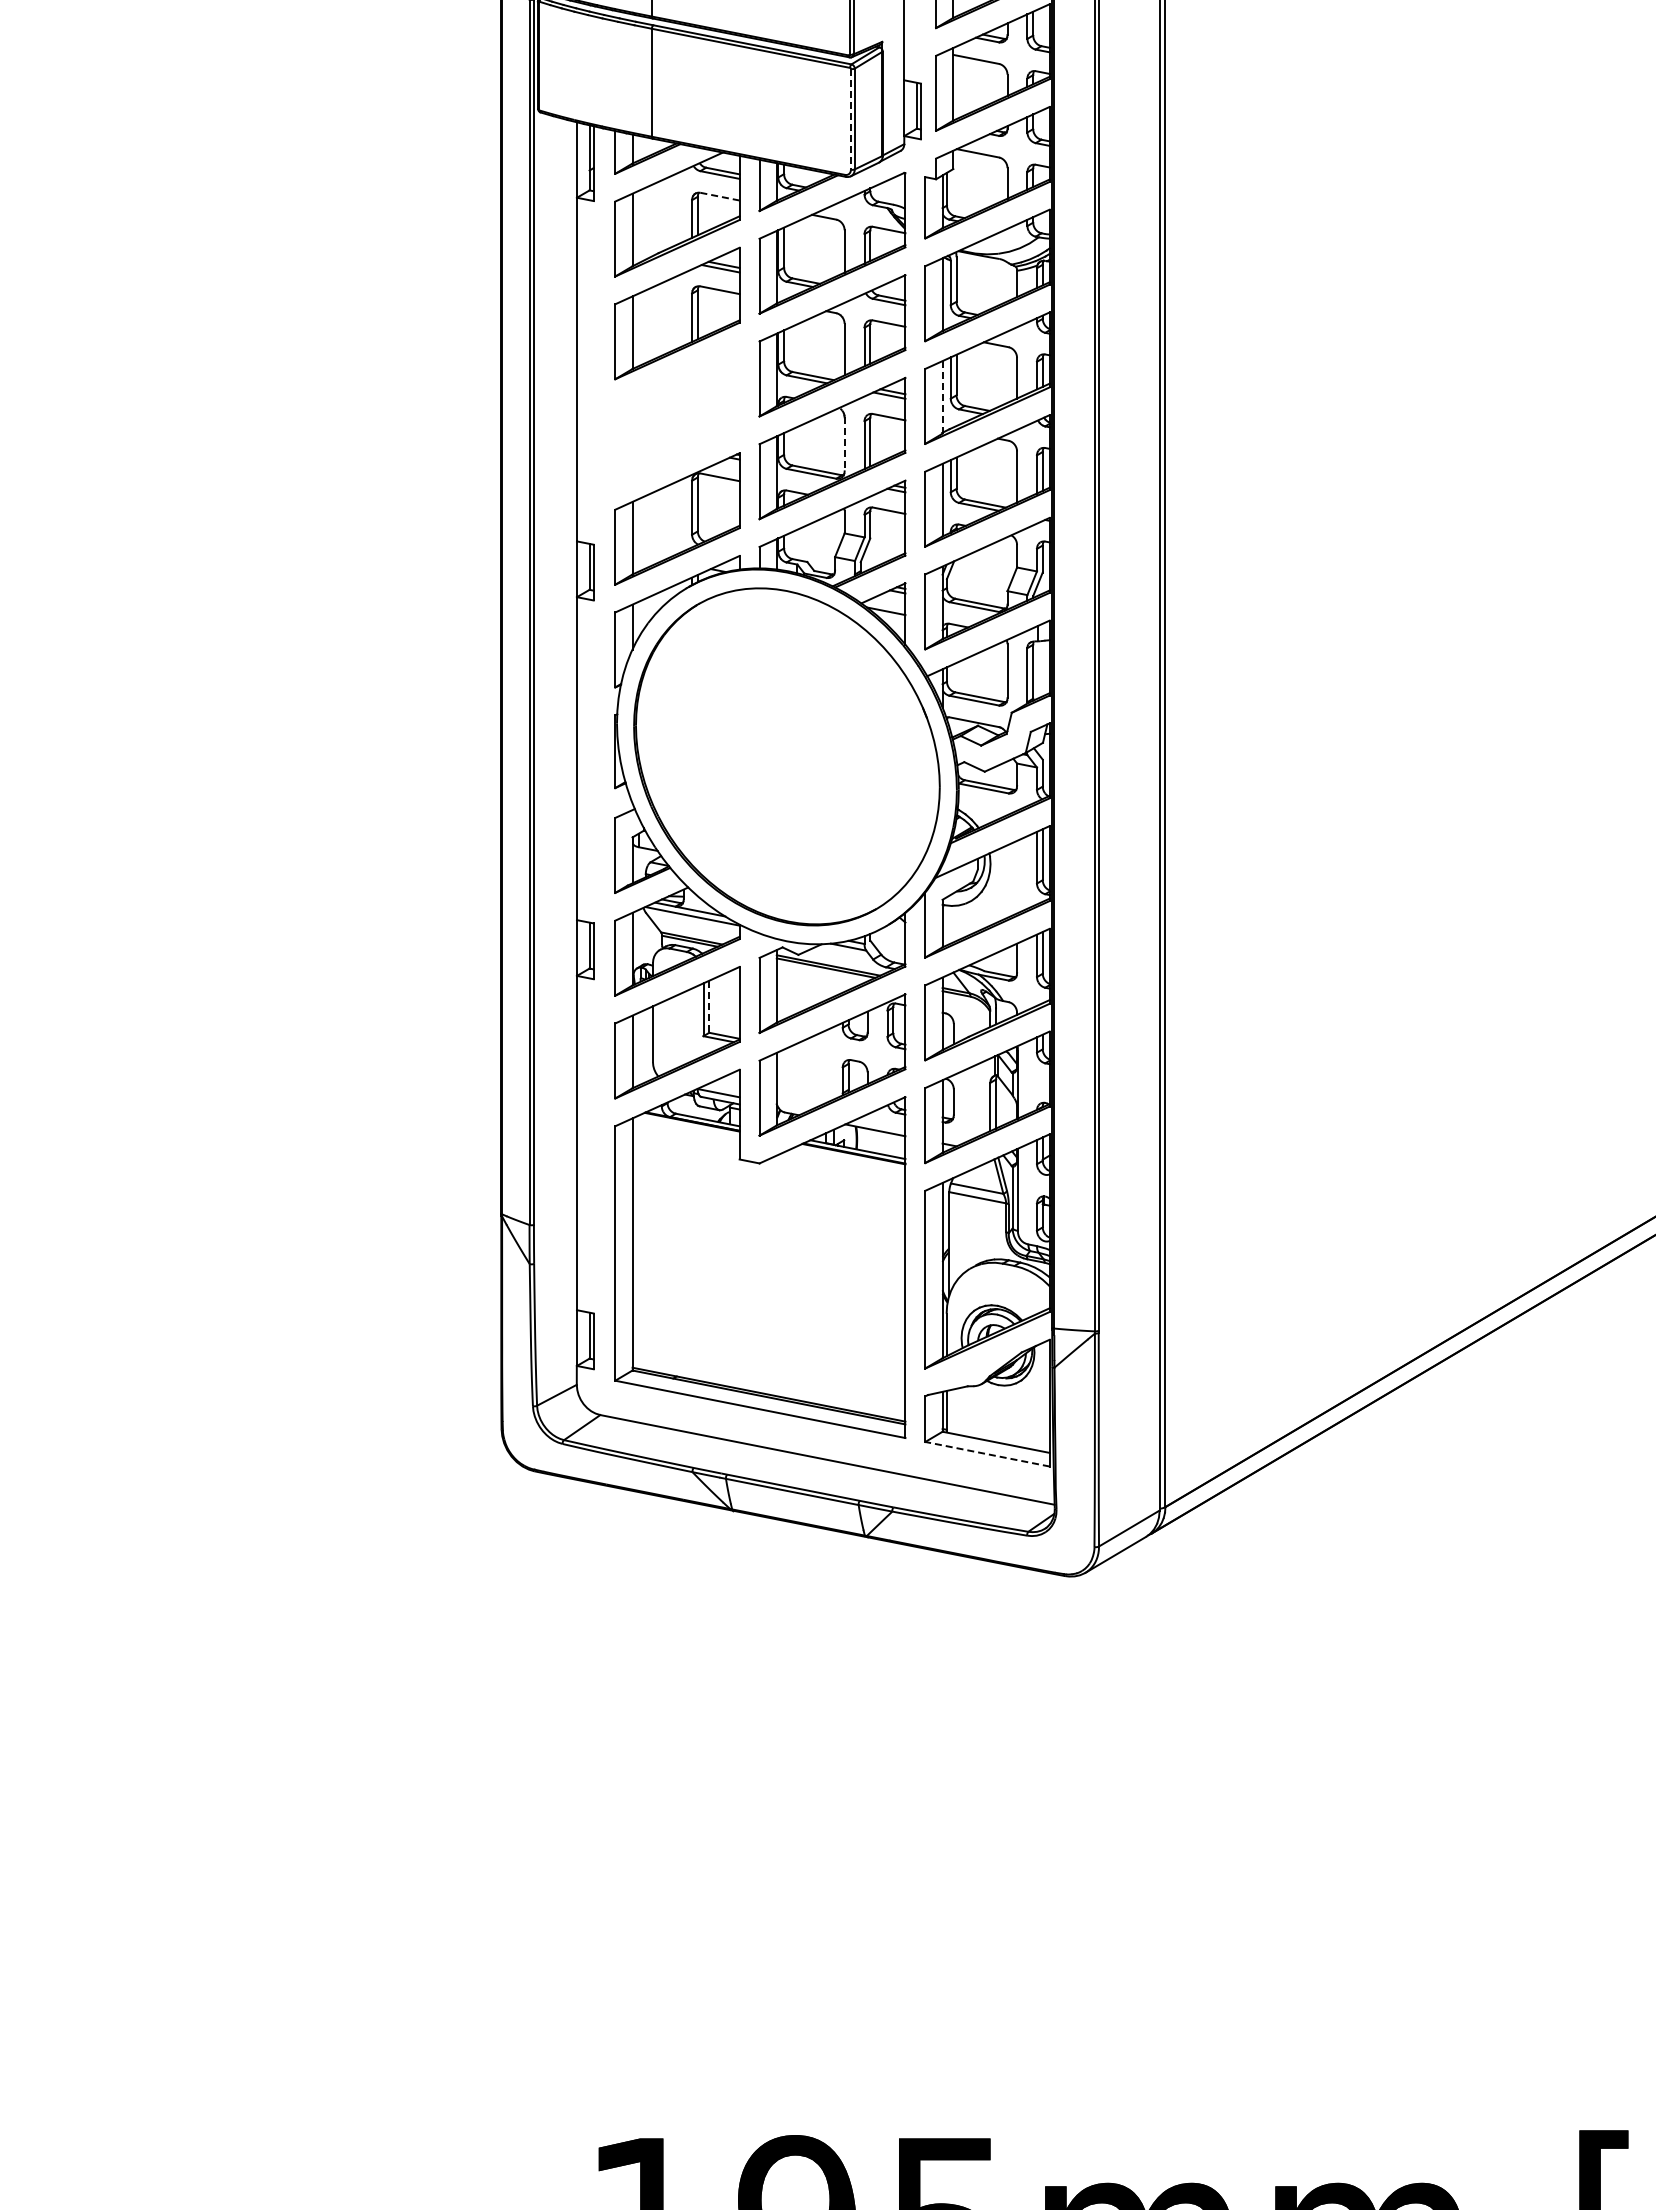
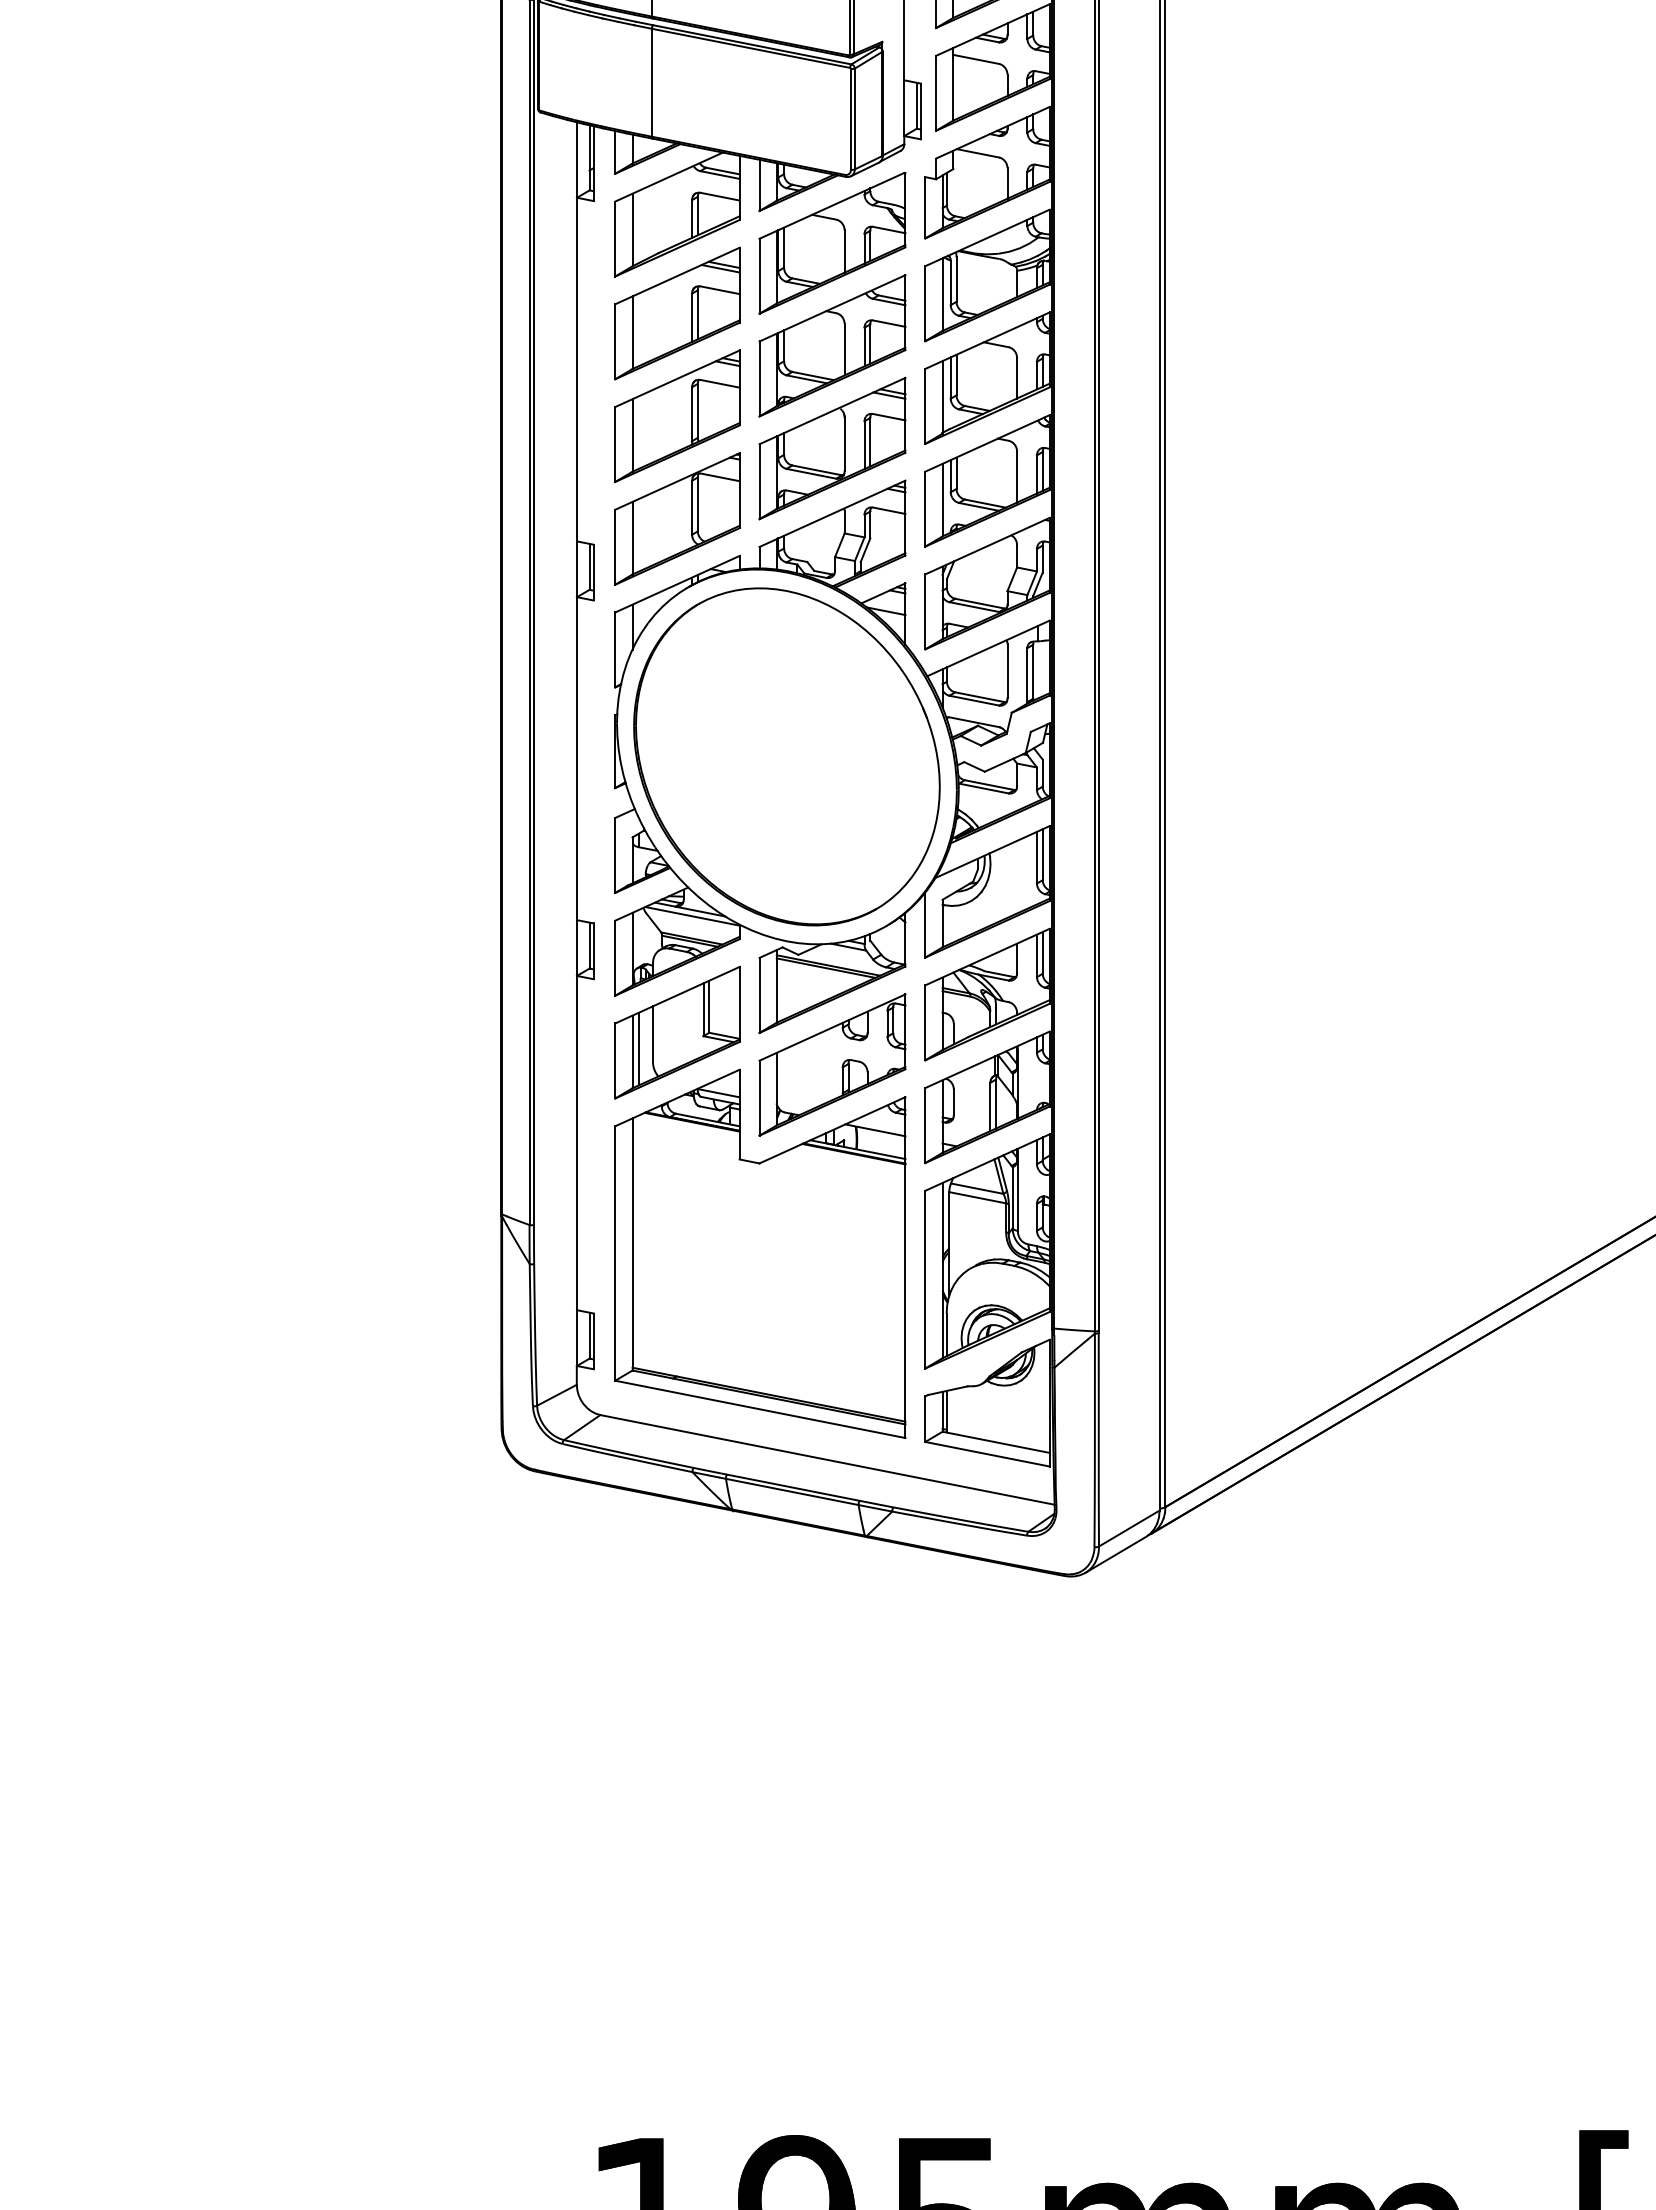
line: dashed -> solid (850, 119)
line: dashed -> solid (720, 196)
line: dashed -> solid (942, 396)
part: none -> present (677, 415)
line: dashed -> solid (844, 444)
line: dashed -> solid (709, 1007)
line: none -> present (638, 1048)
line: dashed -> solid (987, 1454)
